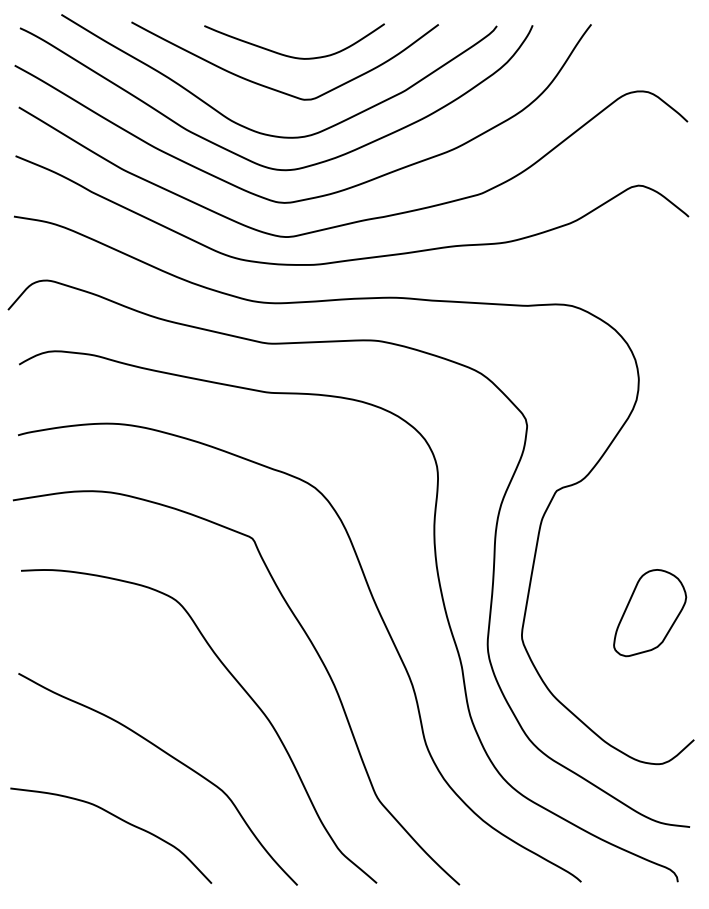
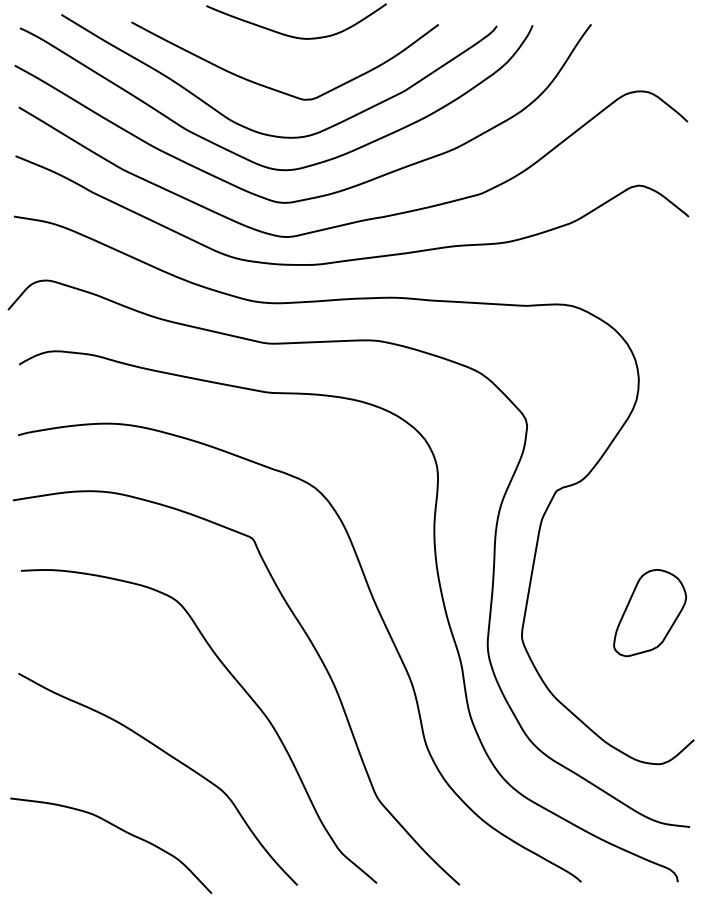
curve position: (289, 55) -> (291, 35) (291, 35)
curve position: (122, 821) -> (122, 831) (122, 831)
